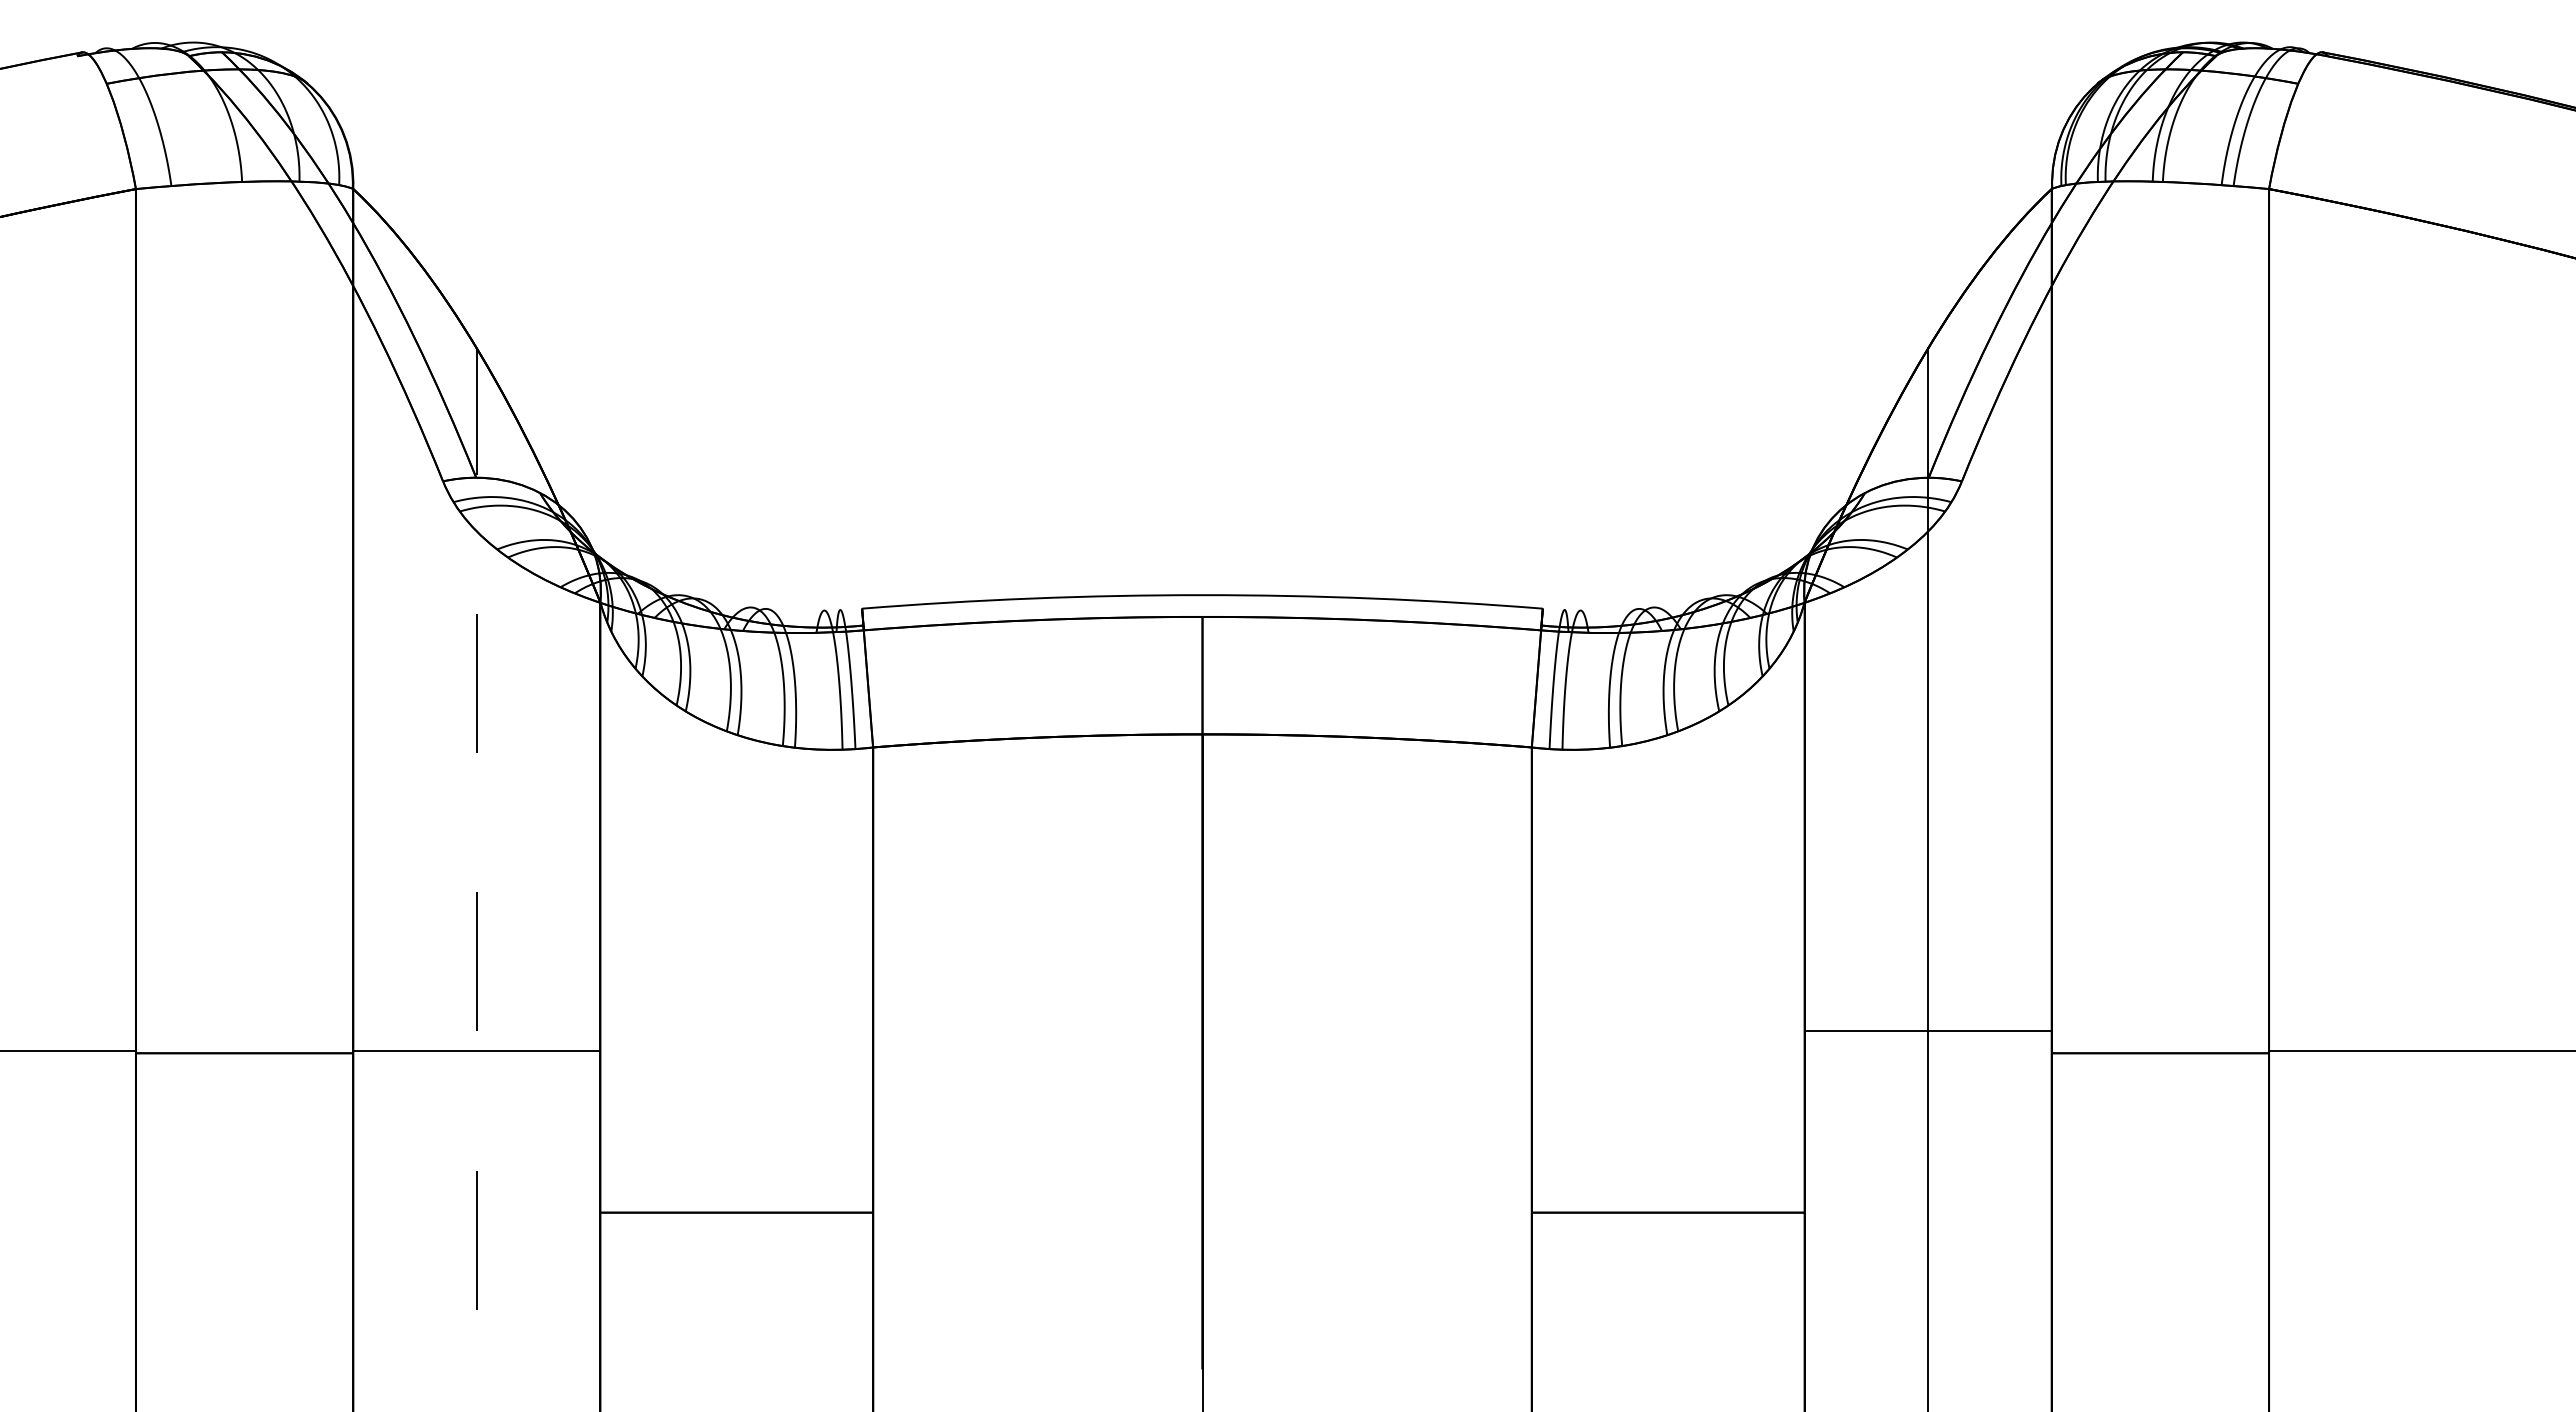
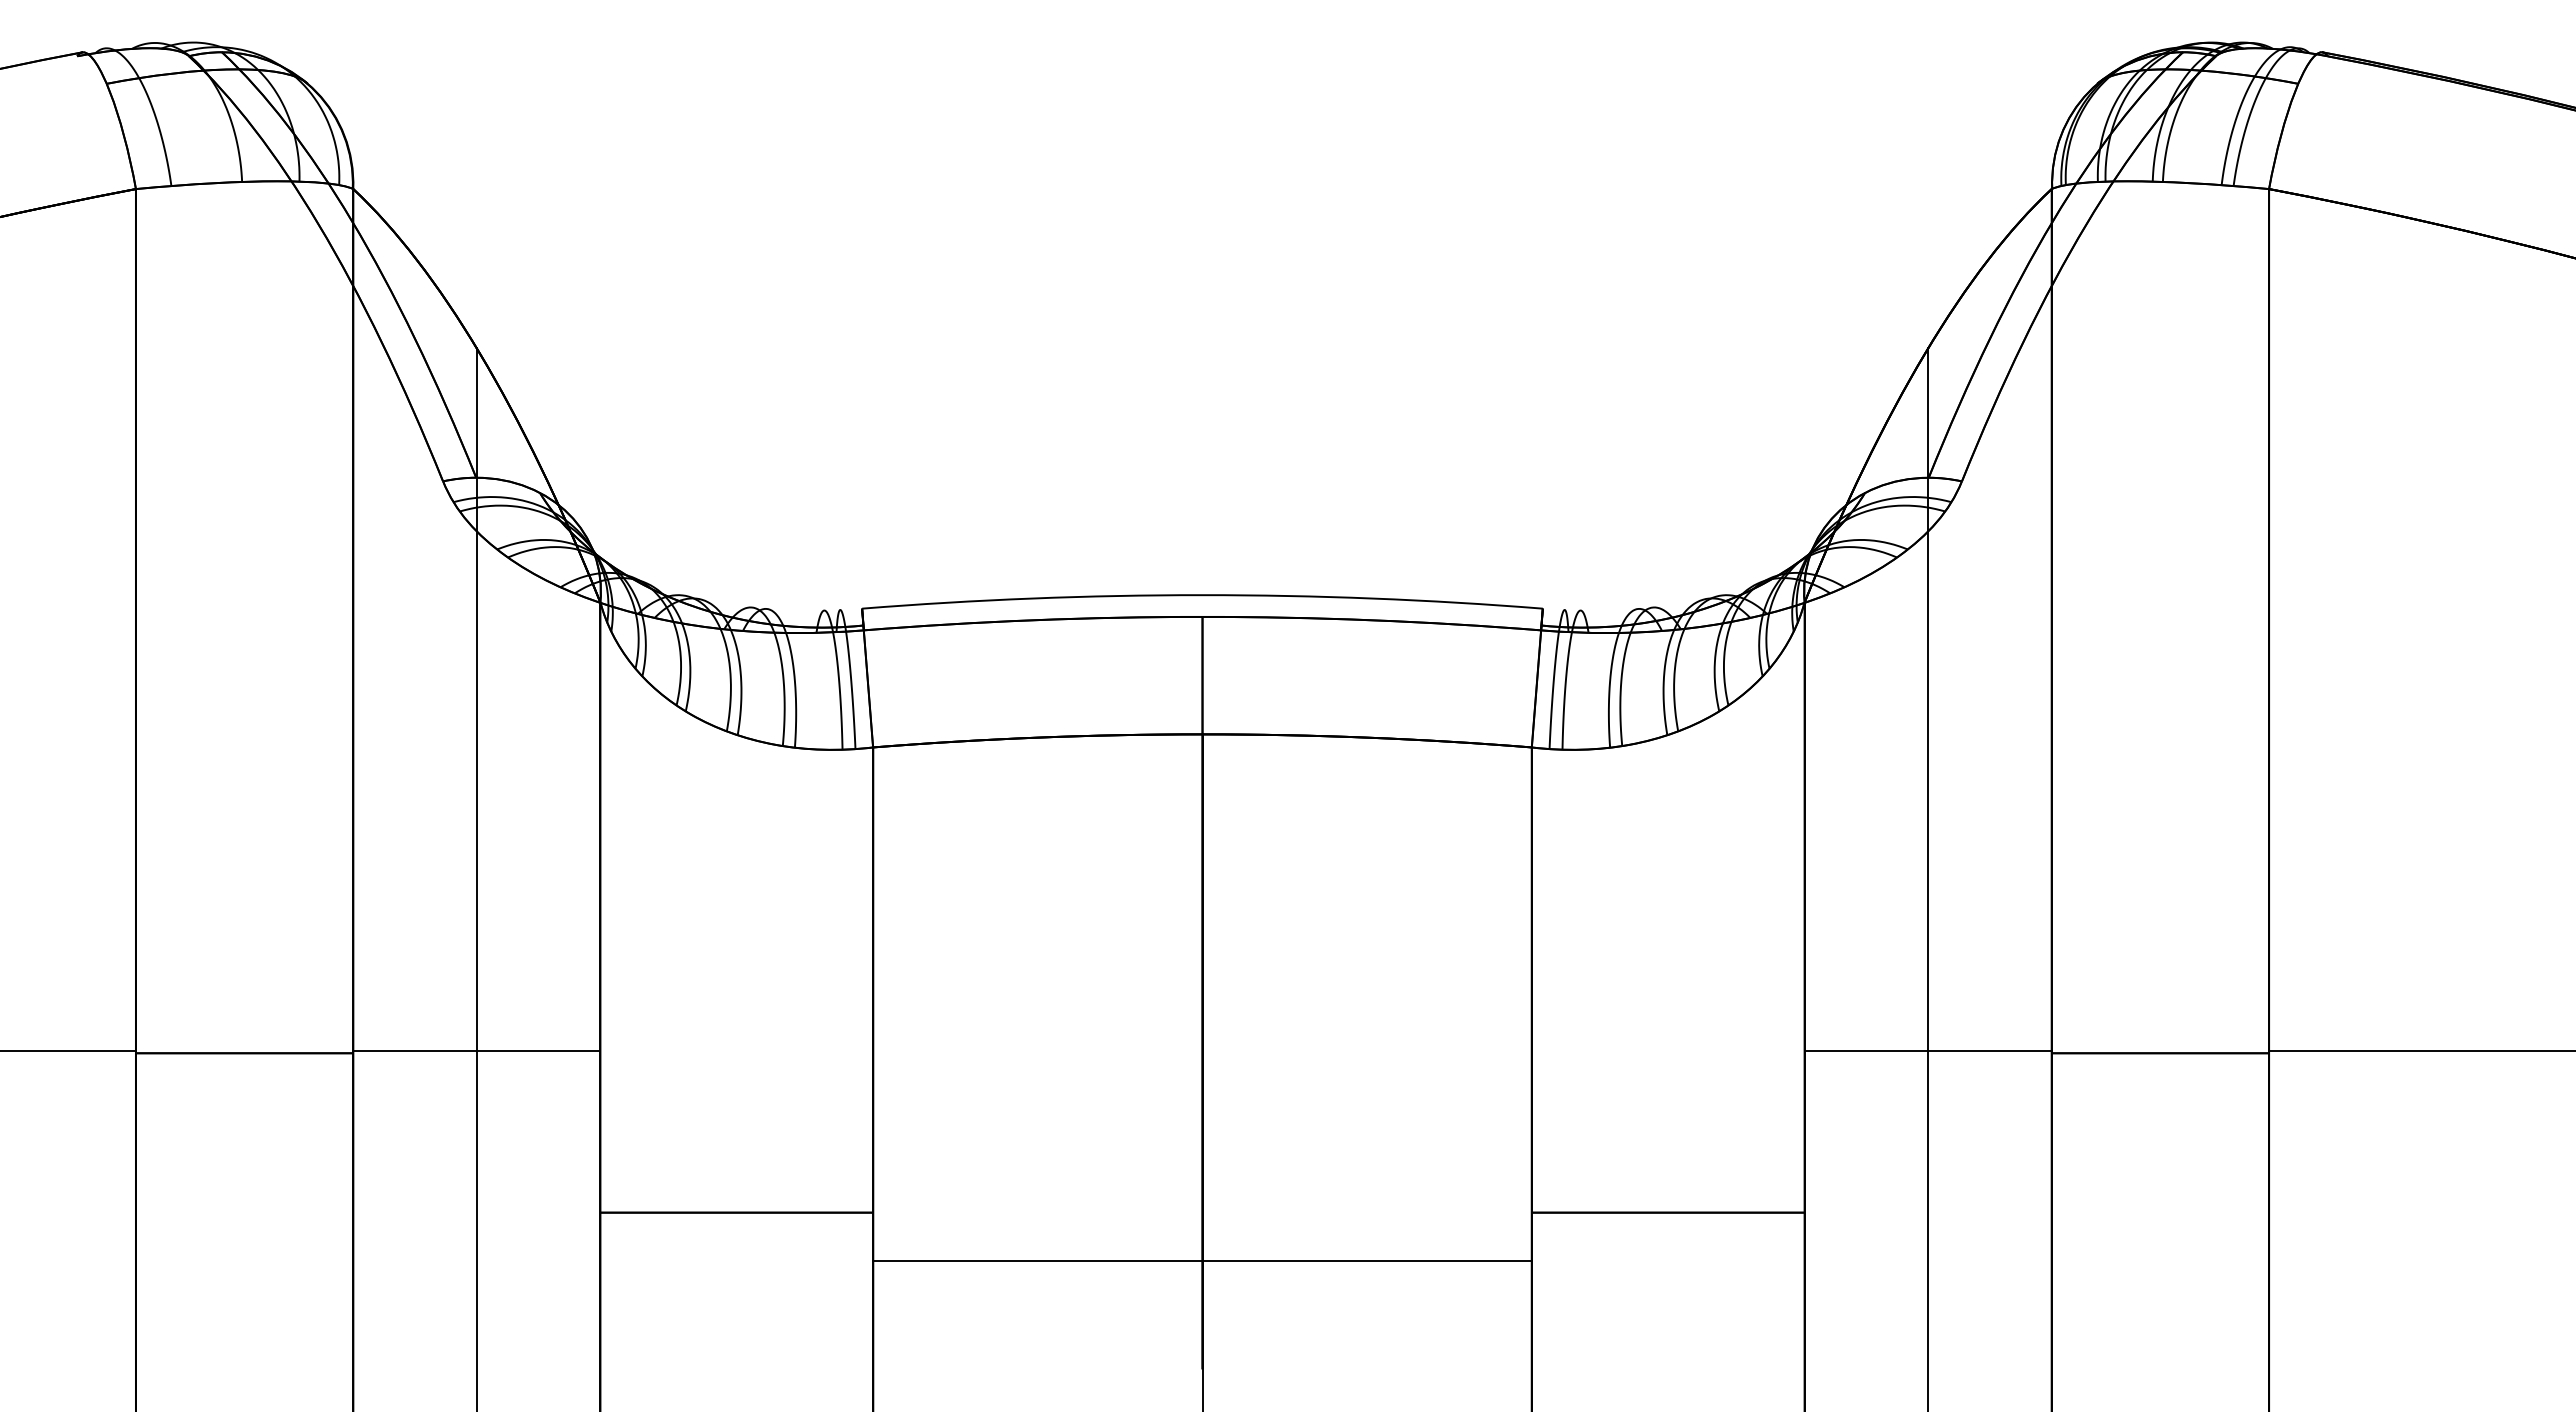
line: dashed -> solid (476, 880)
line position: (1927, 1030) -> (1927, 1050) (1927, 1050)
line: none -> present (1202, 1260)
